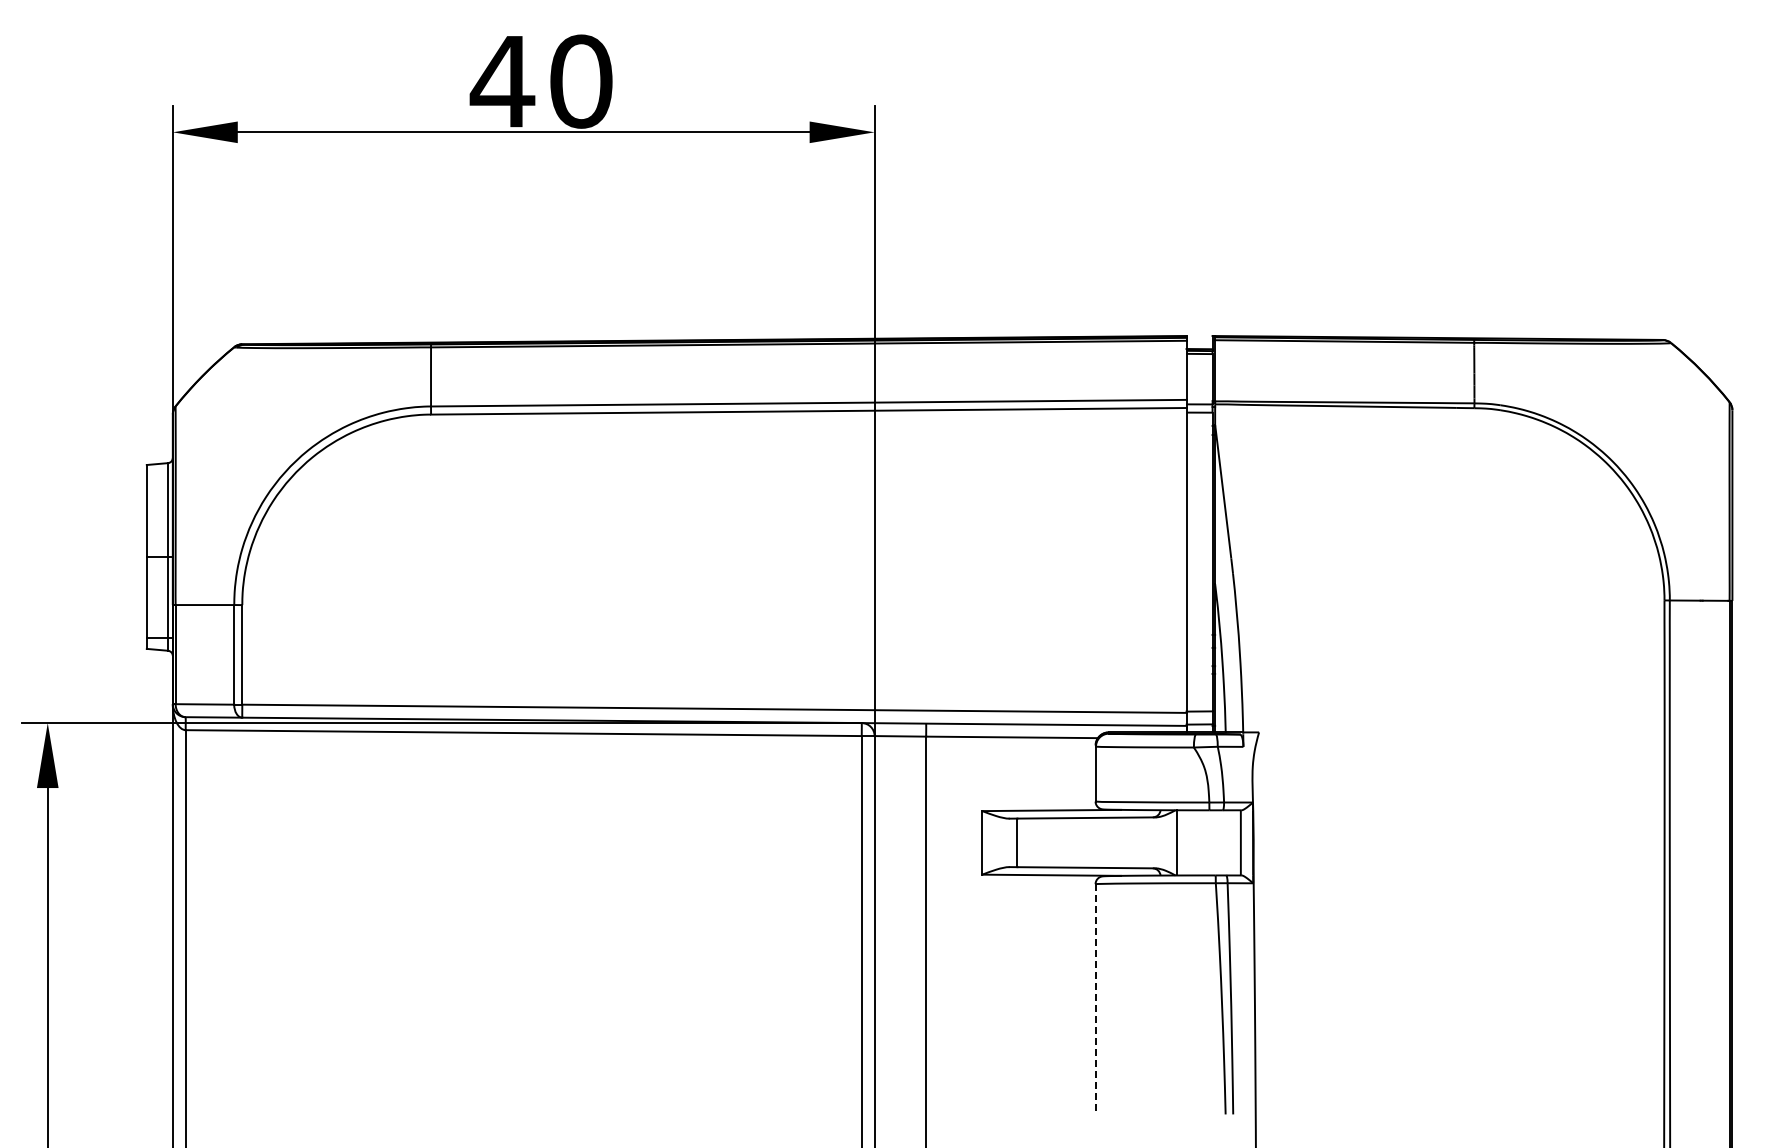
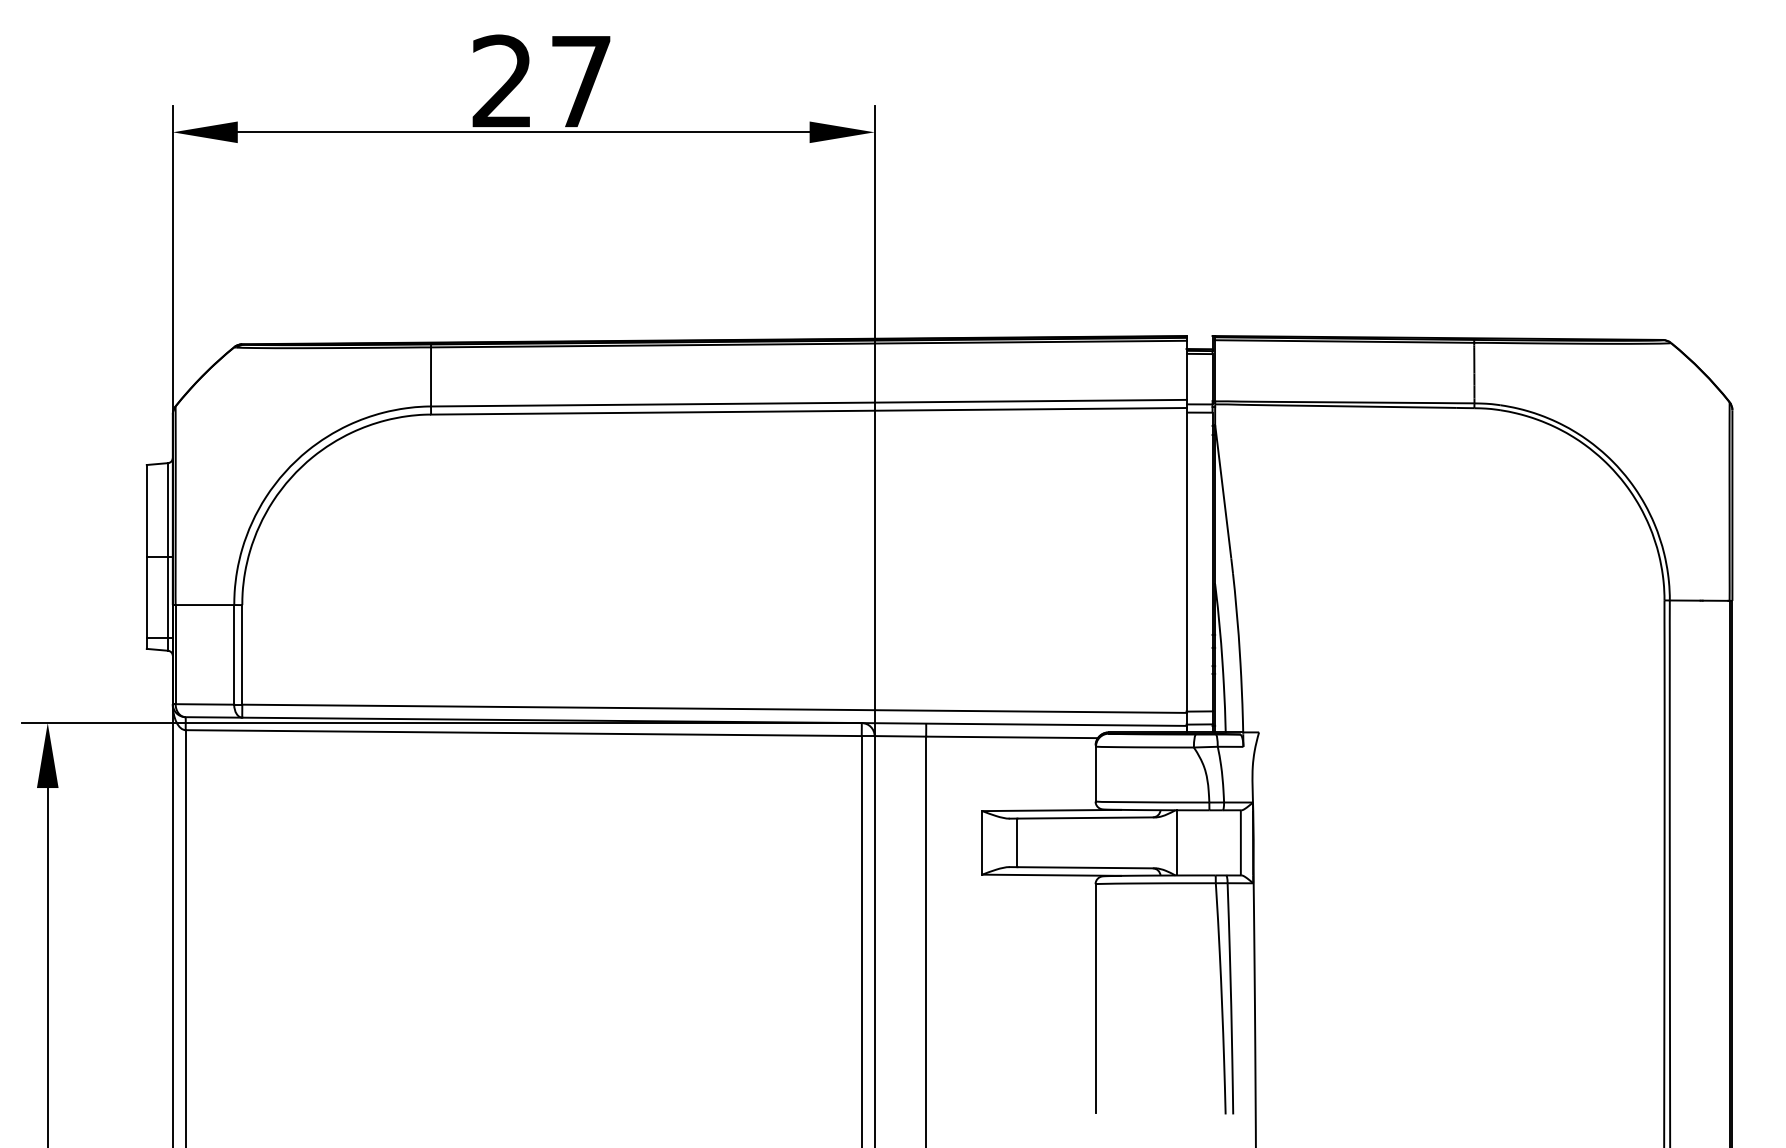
text: 40 -> 27 (540, 81)
line: dashed -> solid (1095, 998)
